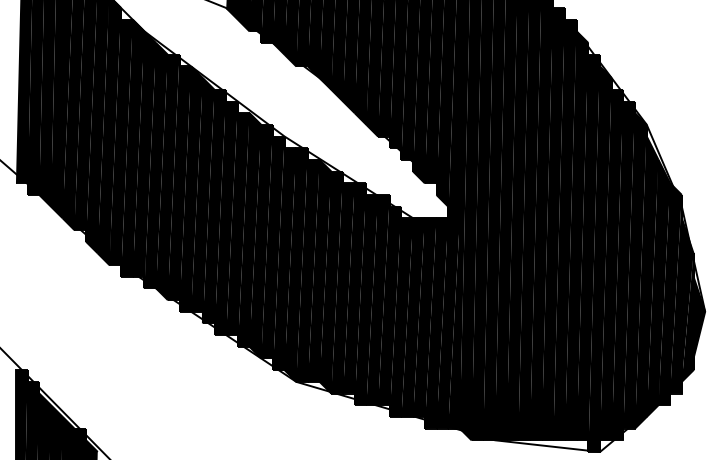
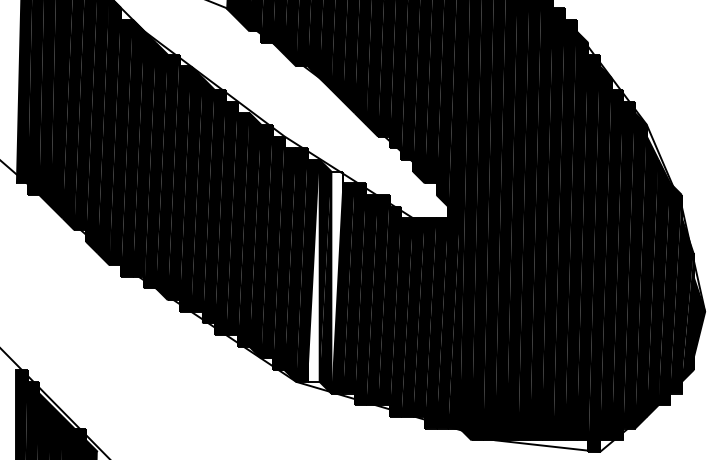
fill: present -> none (313, 270)
fill: present -> none (337, 282)
